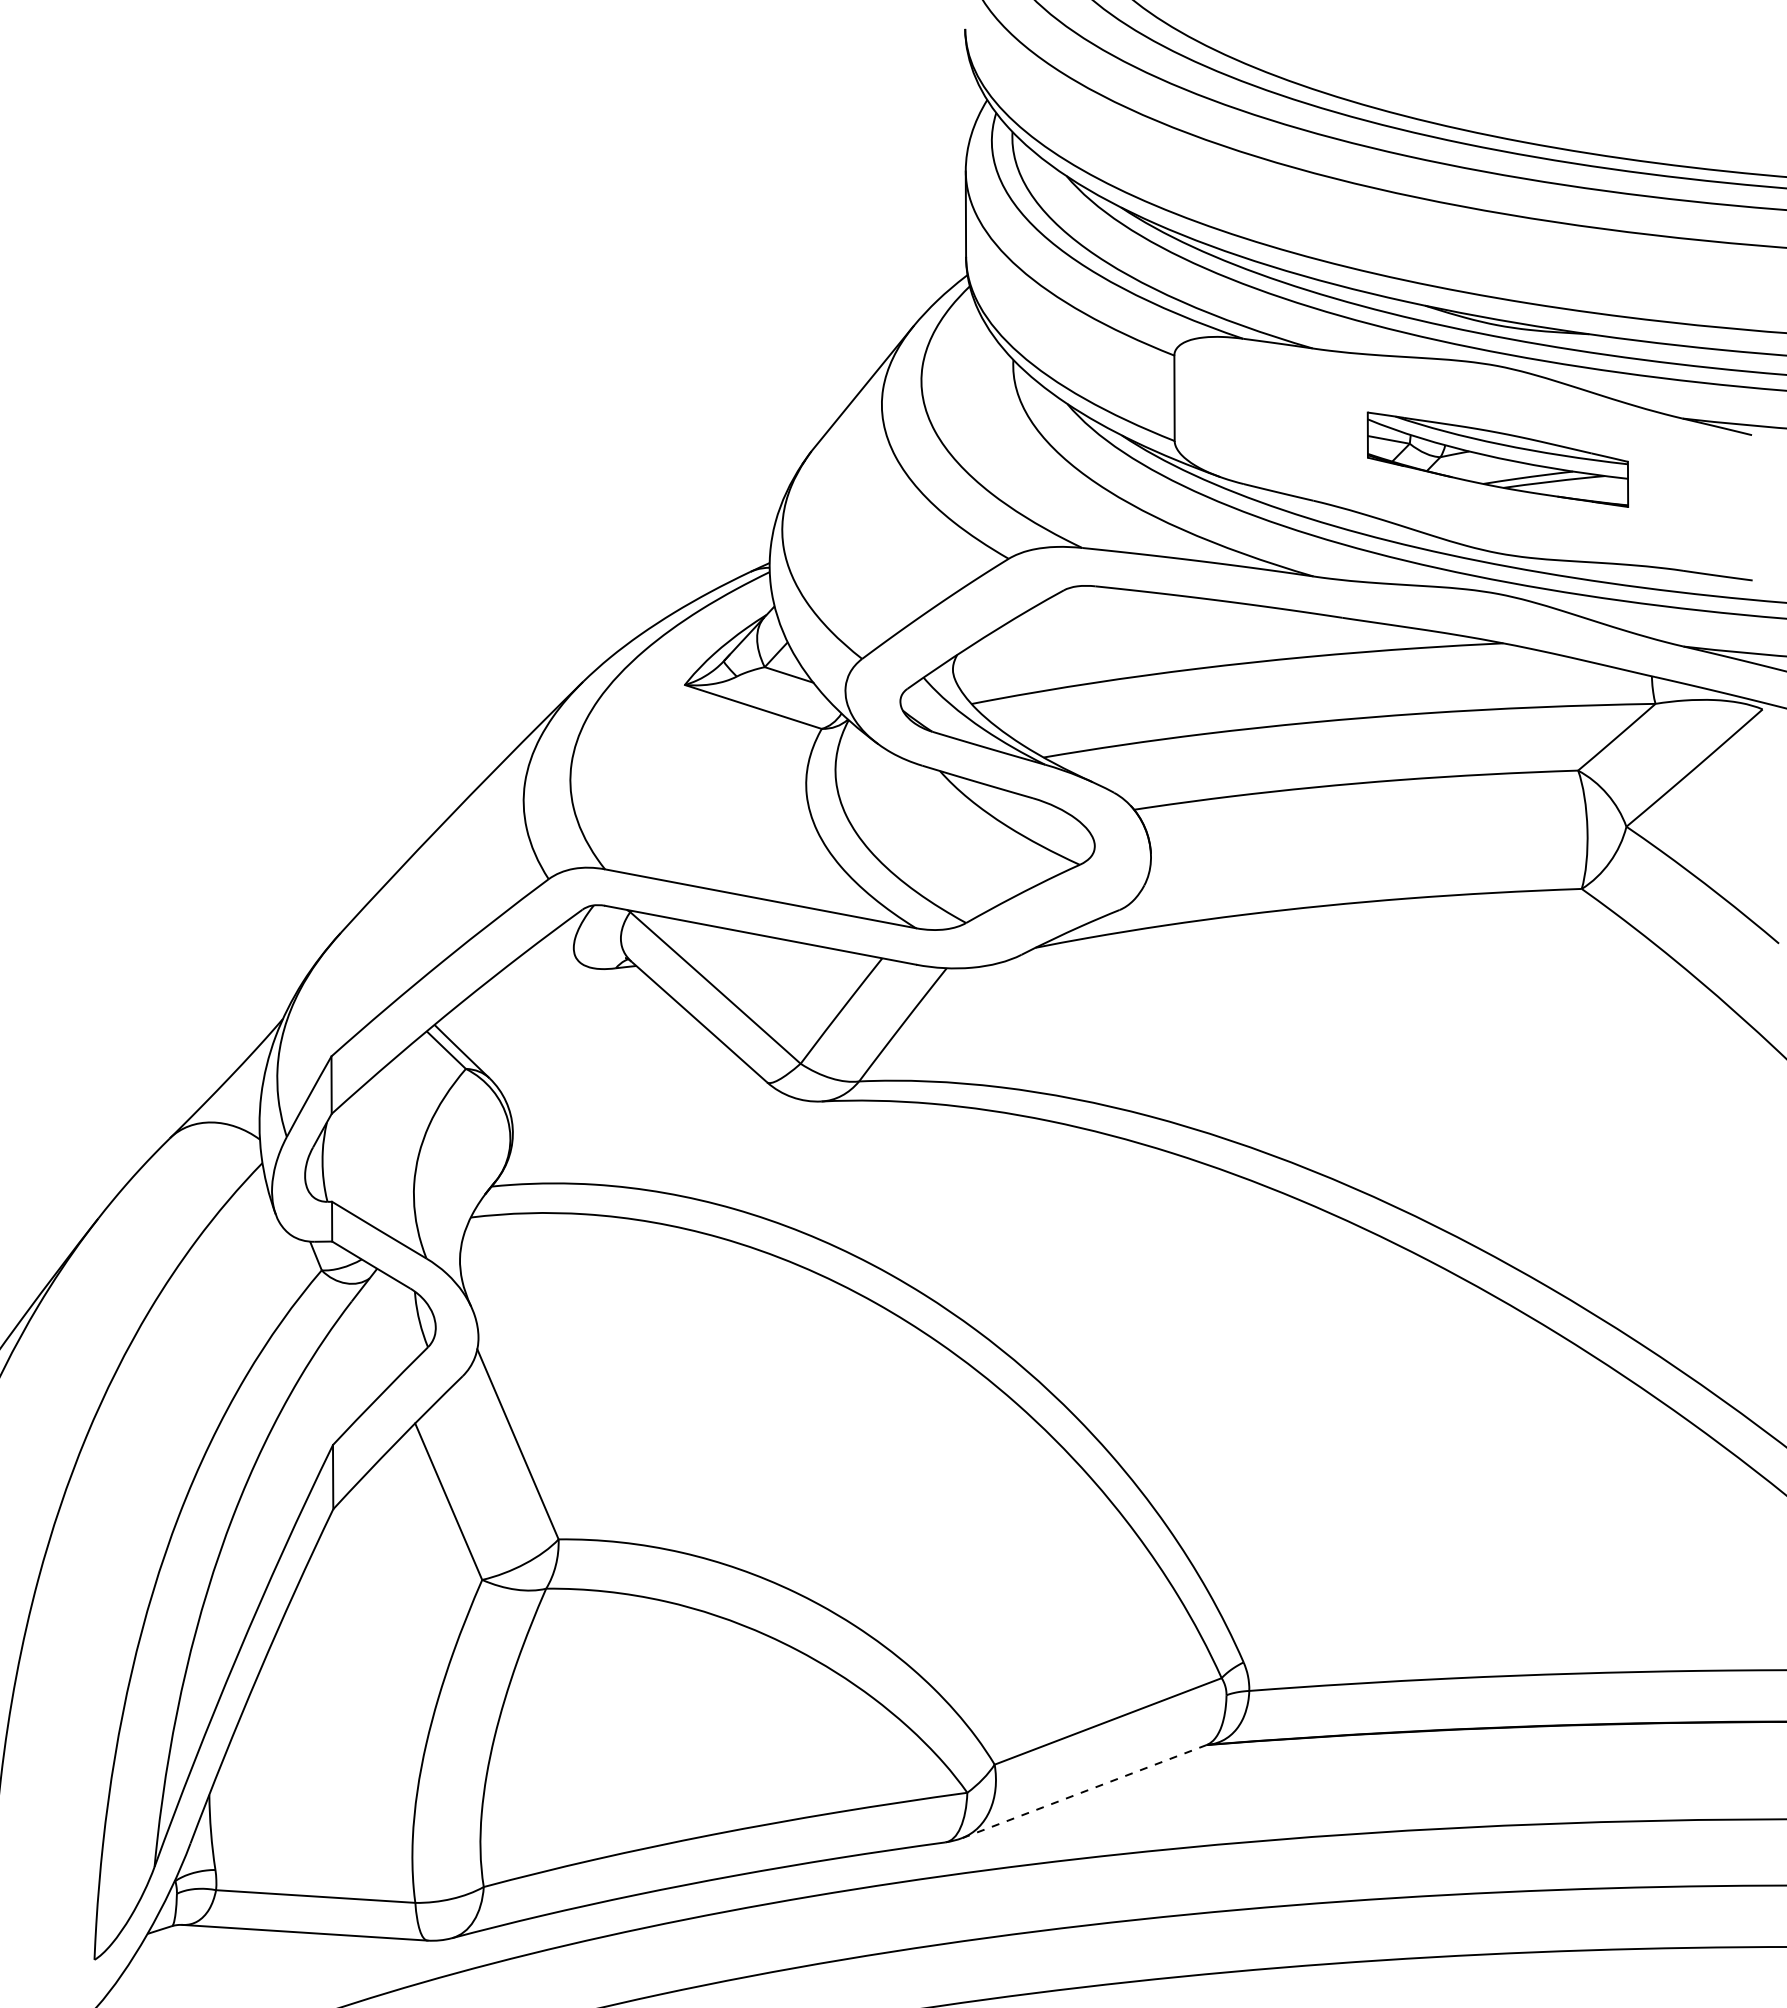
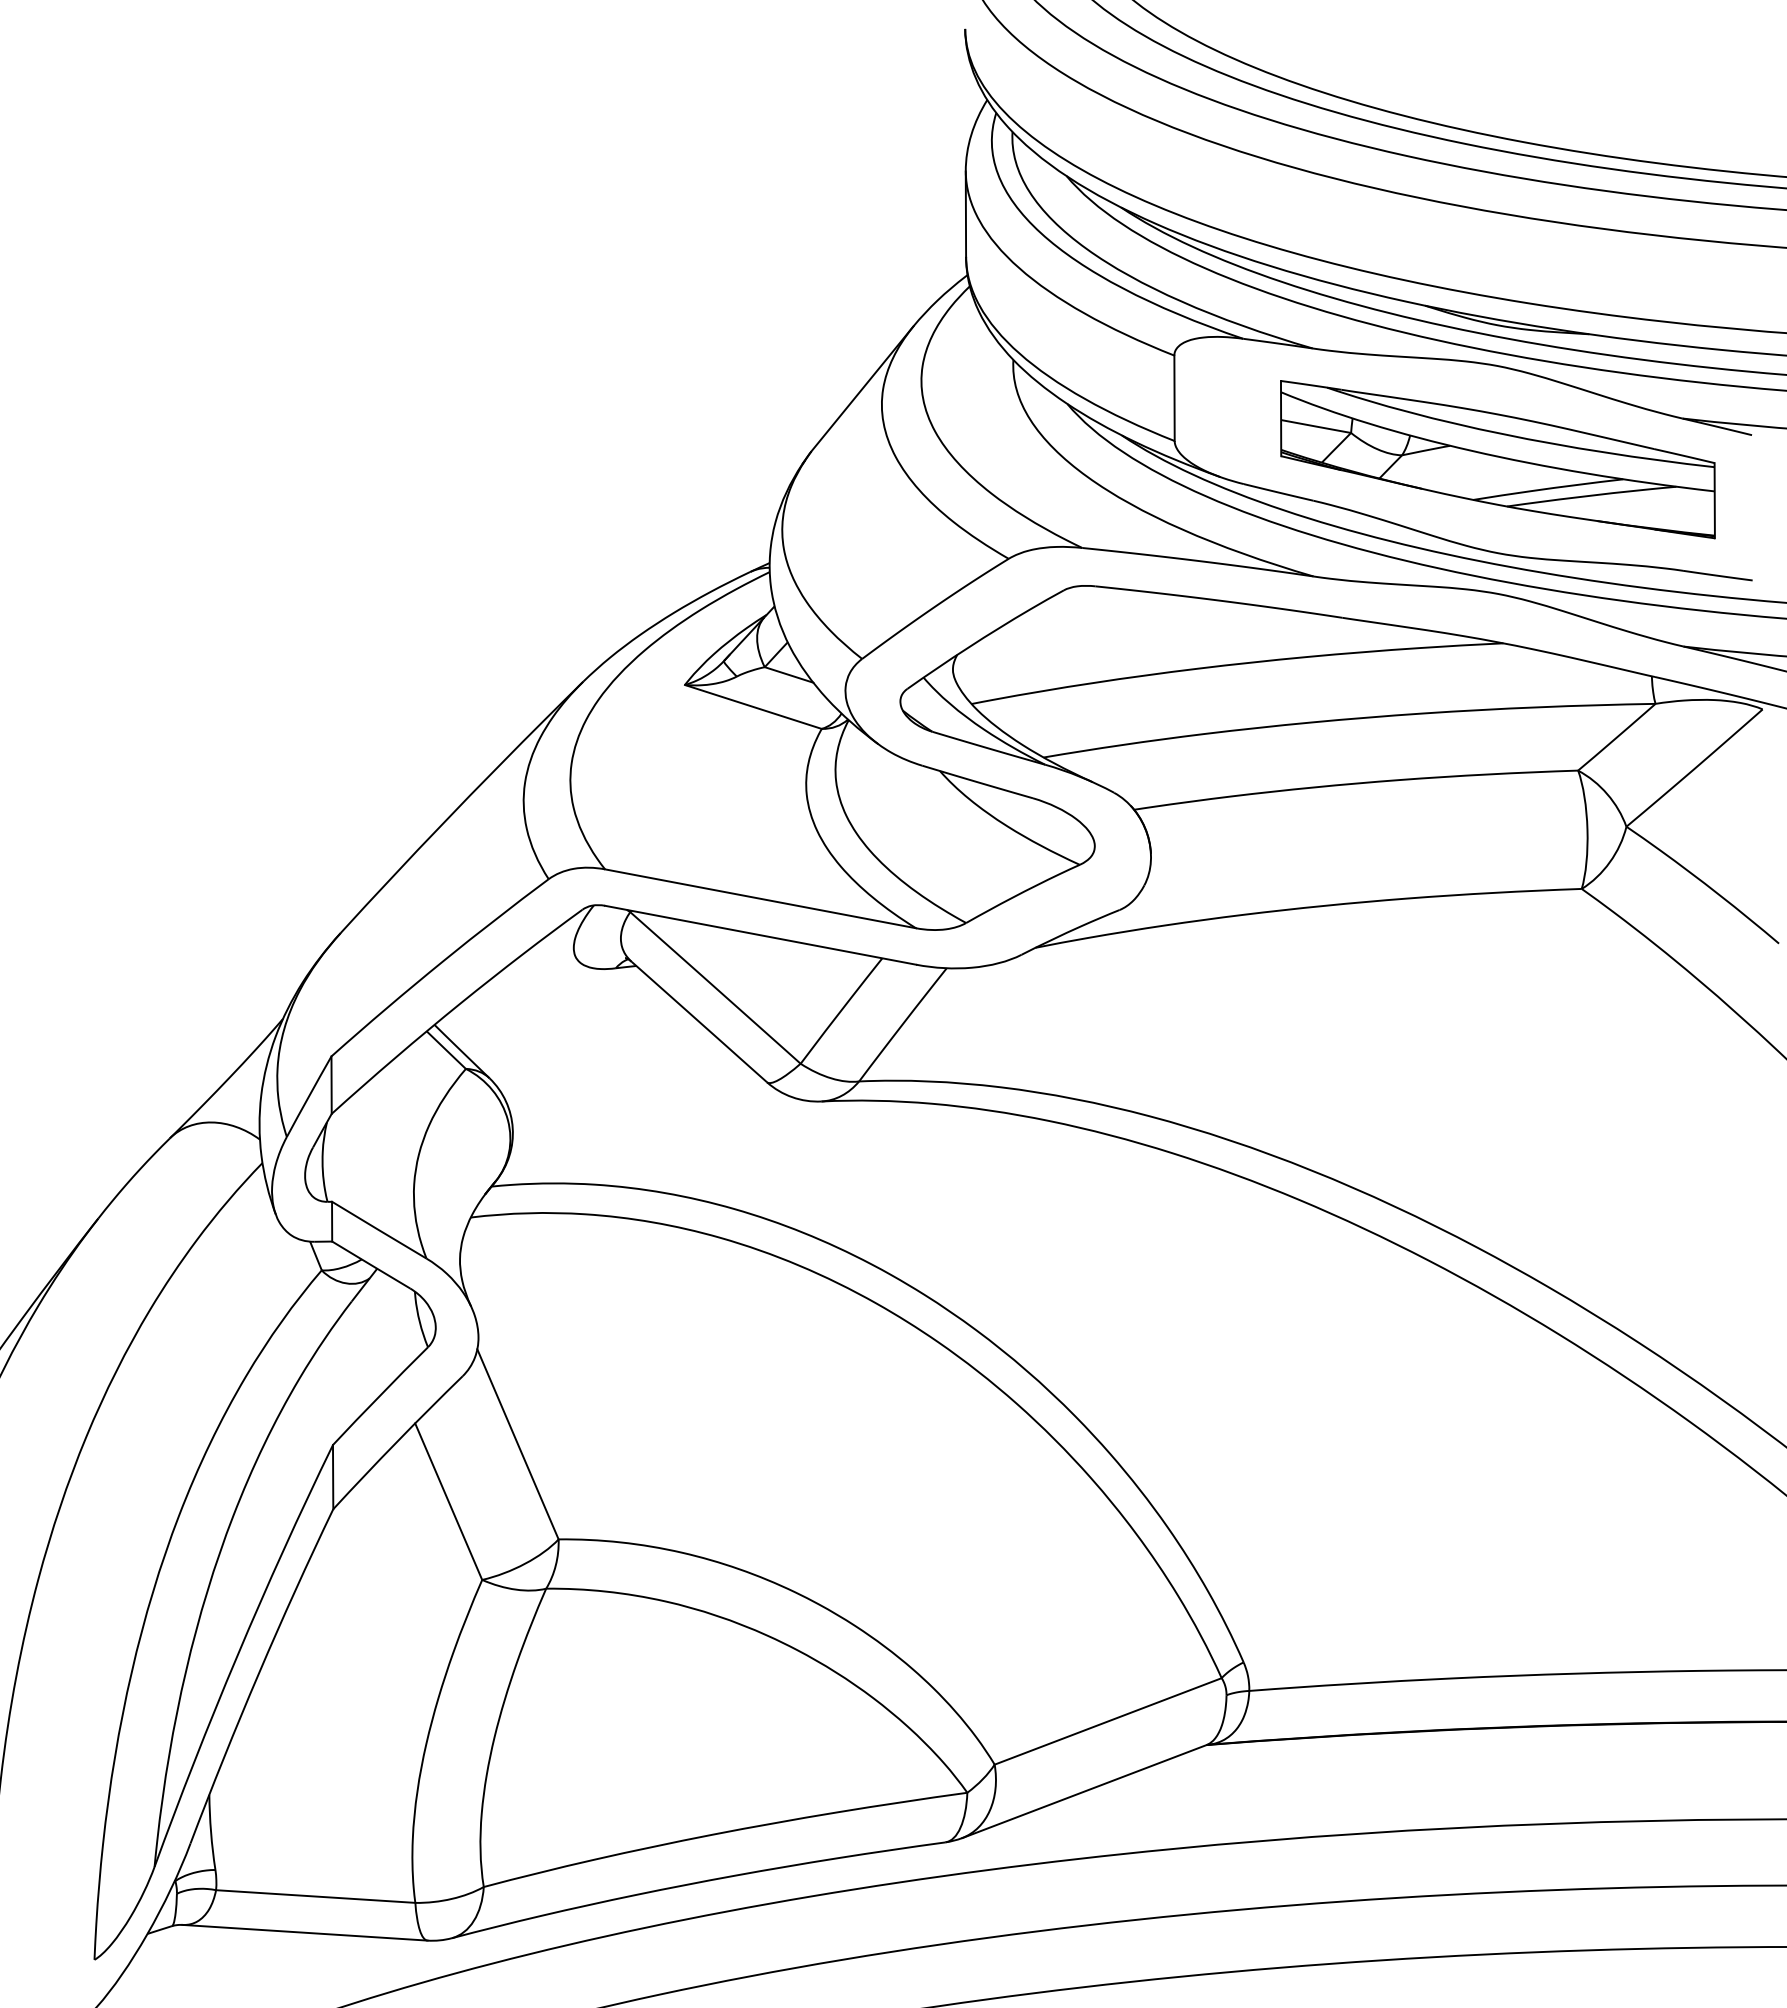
part size: 263x97 px -> 436x160 px (1497, 459)
line: dashed -> solid (1084, 1791)
